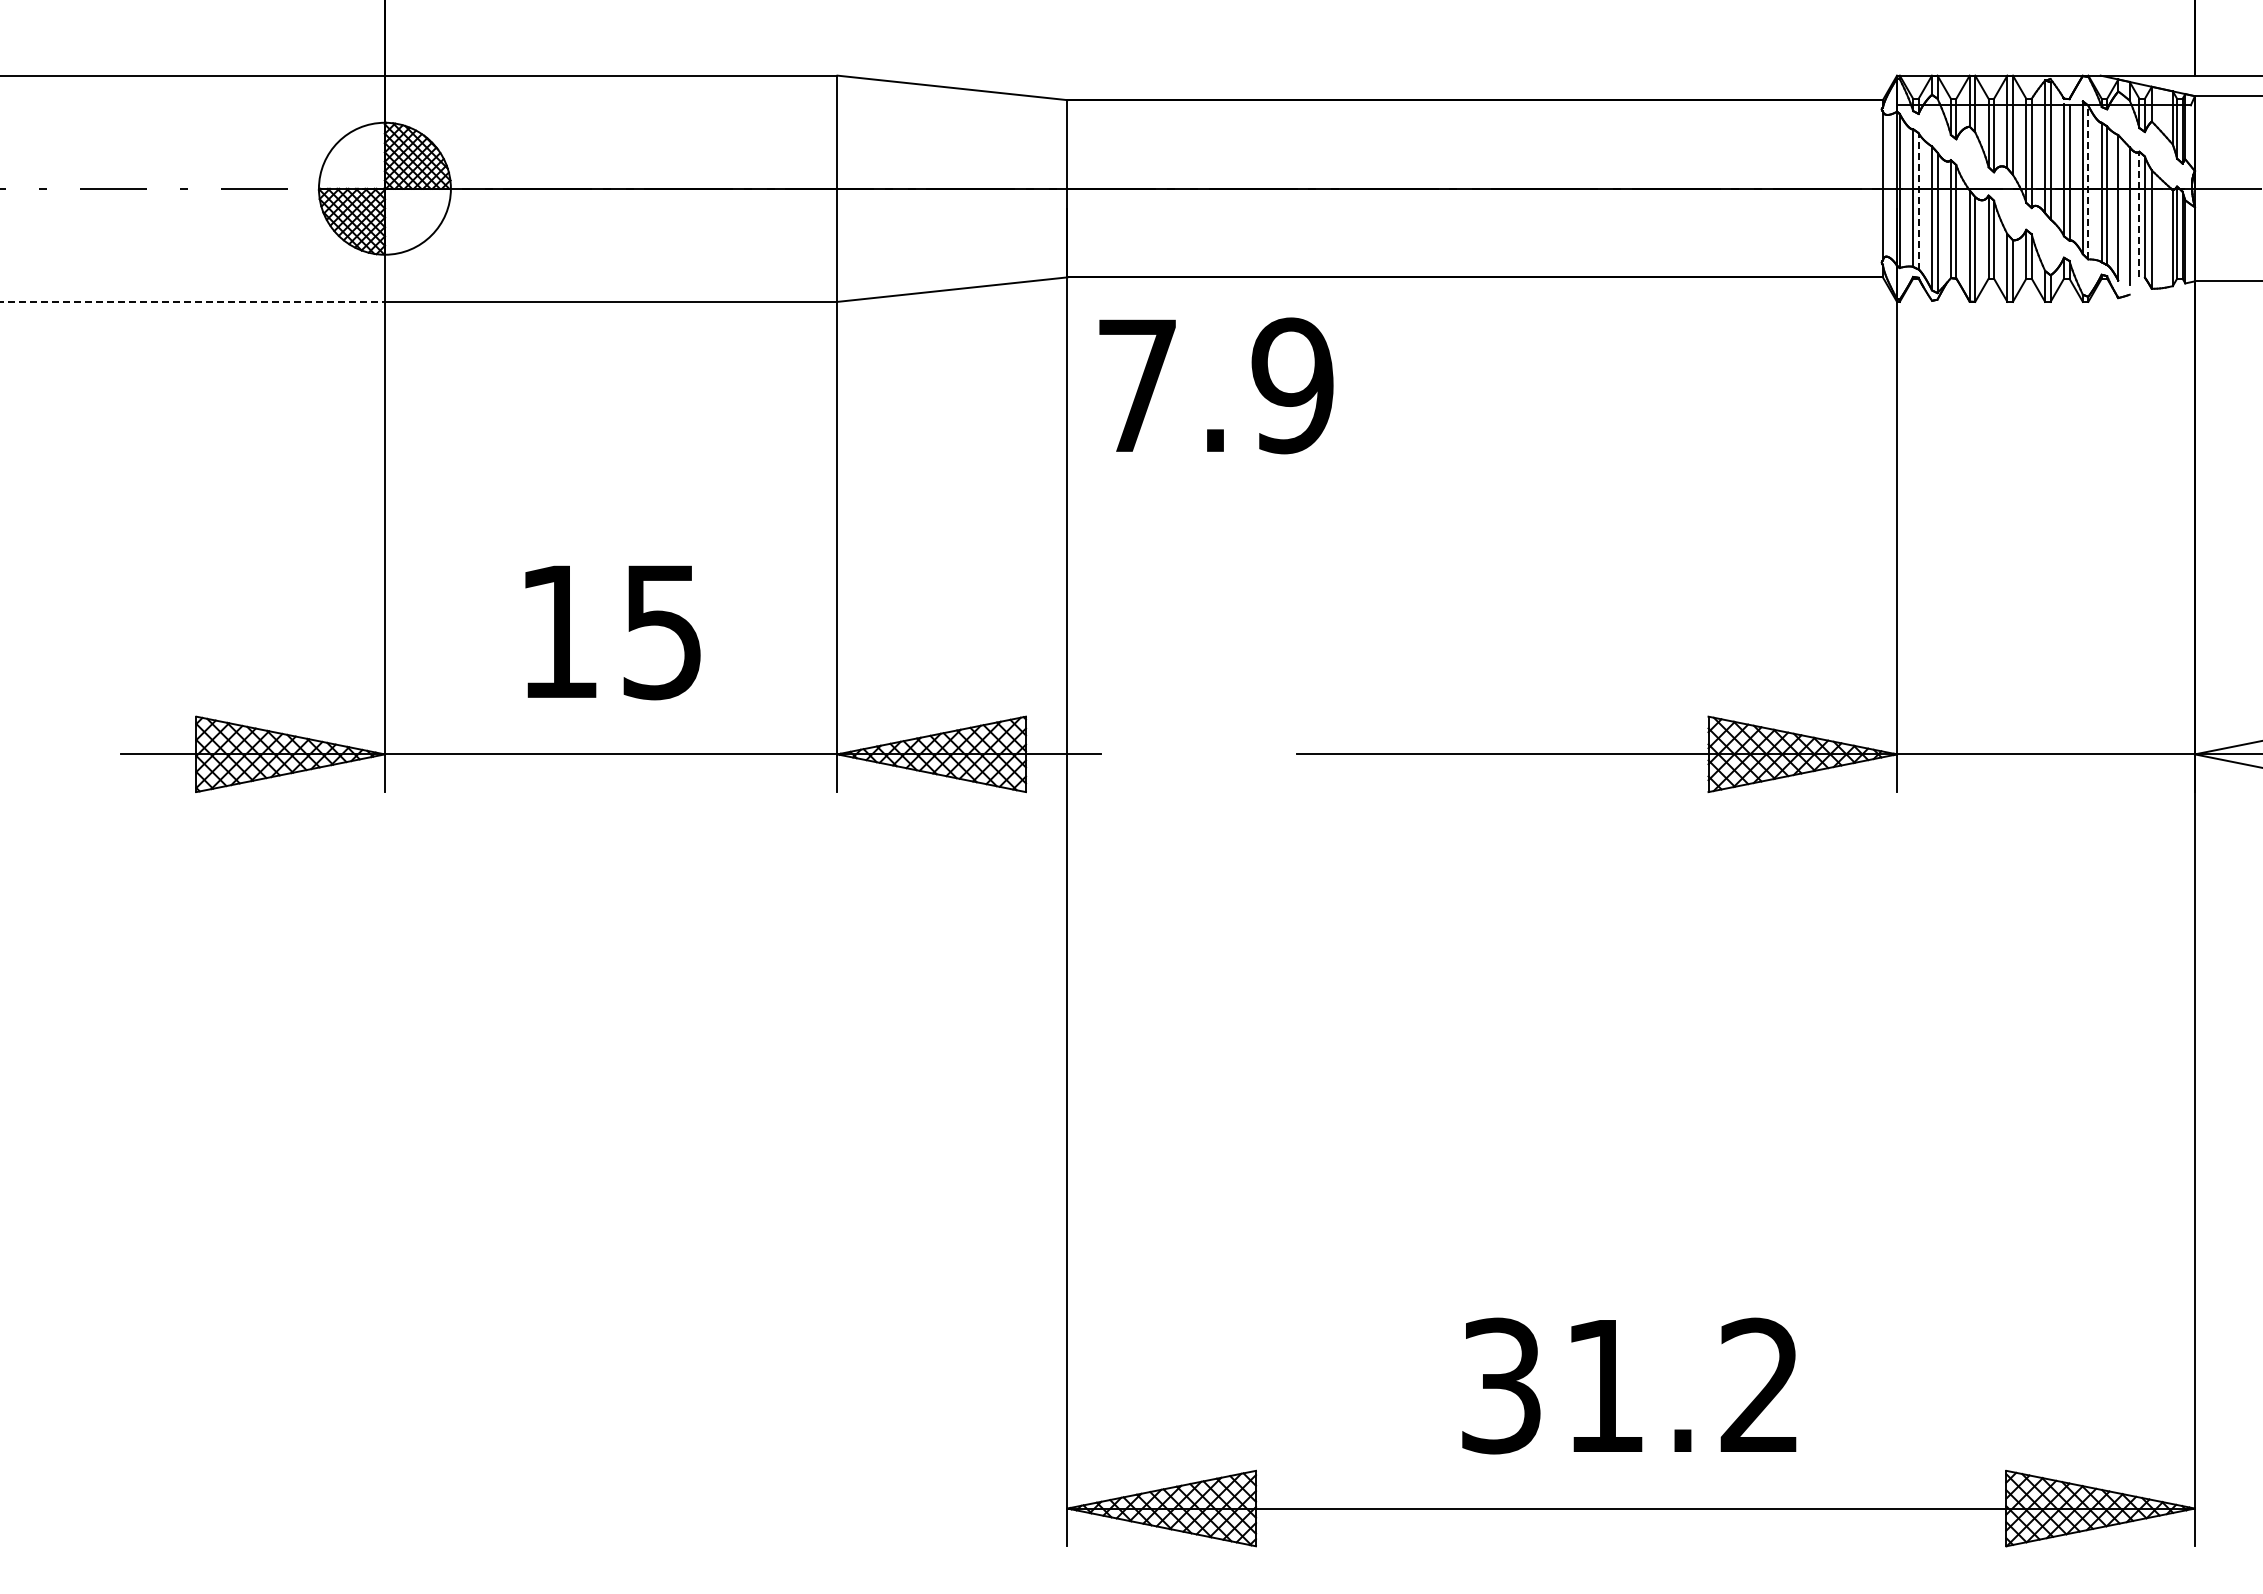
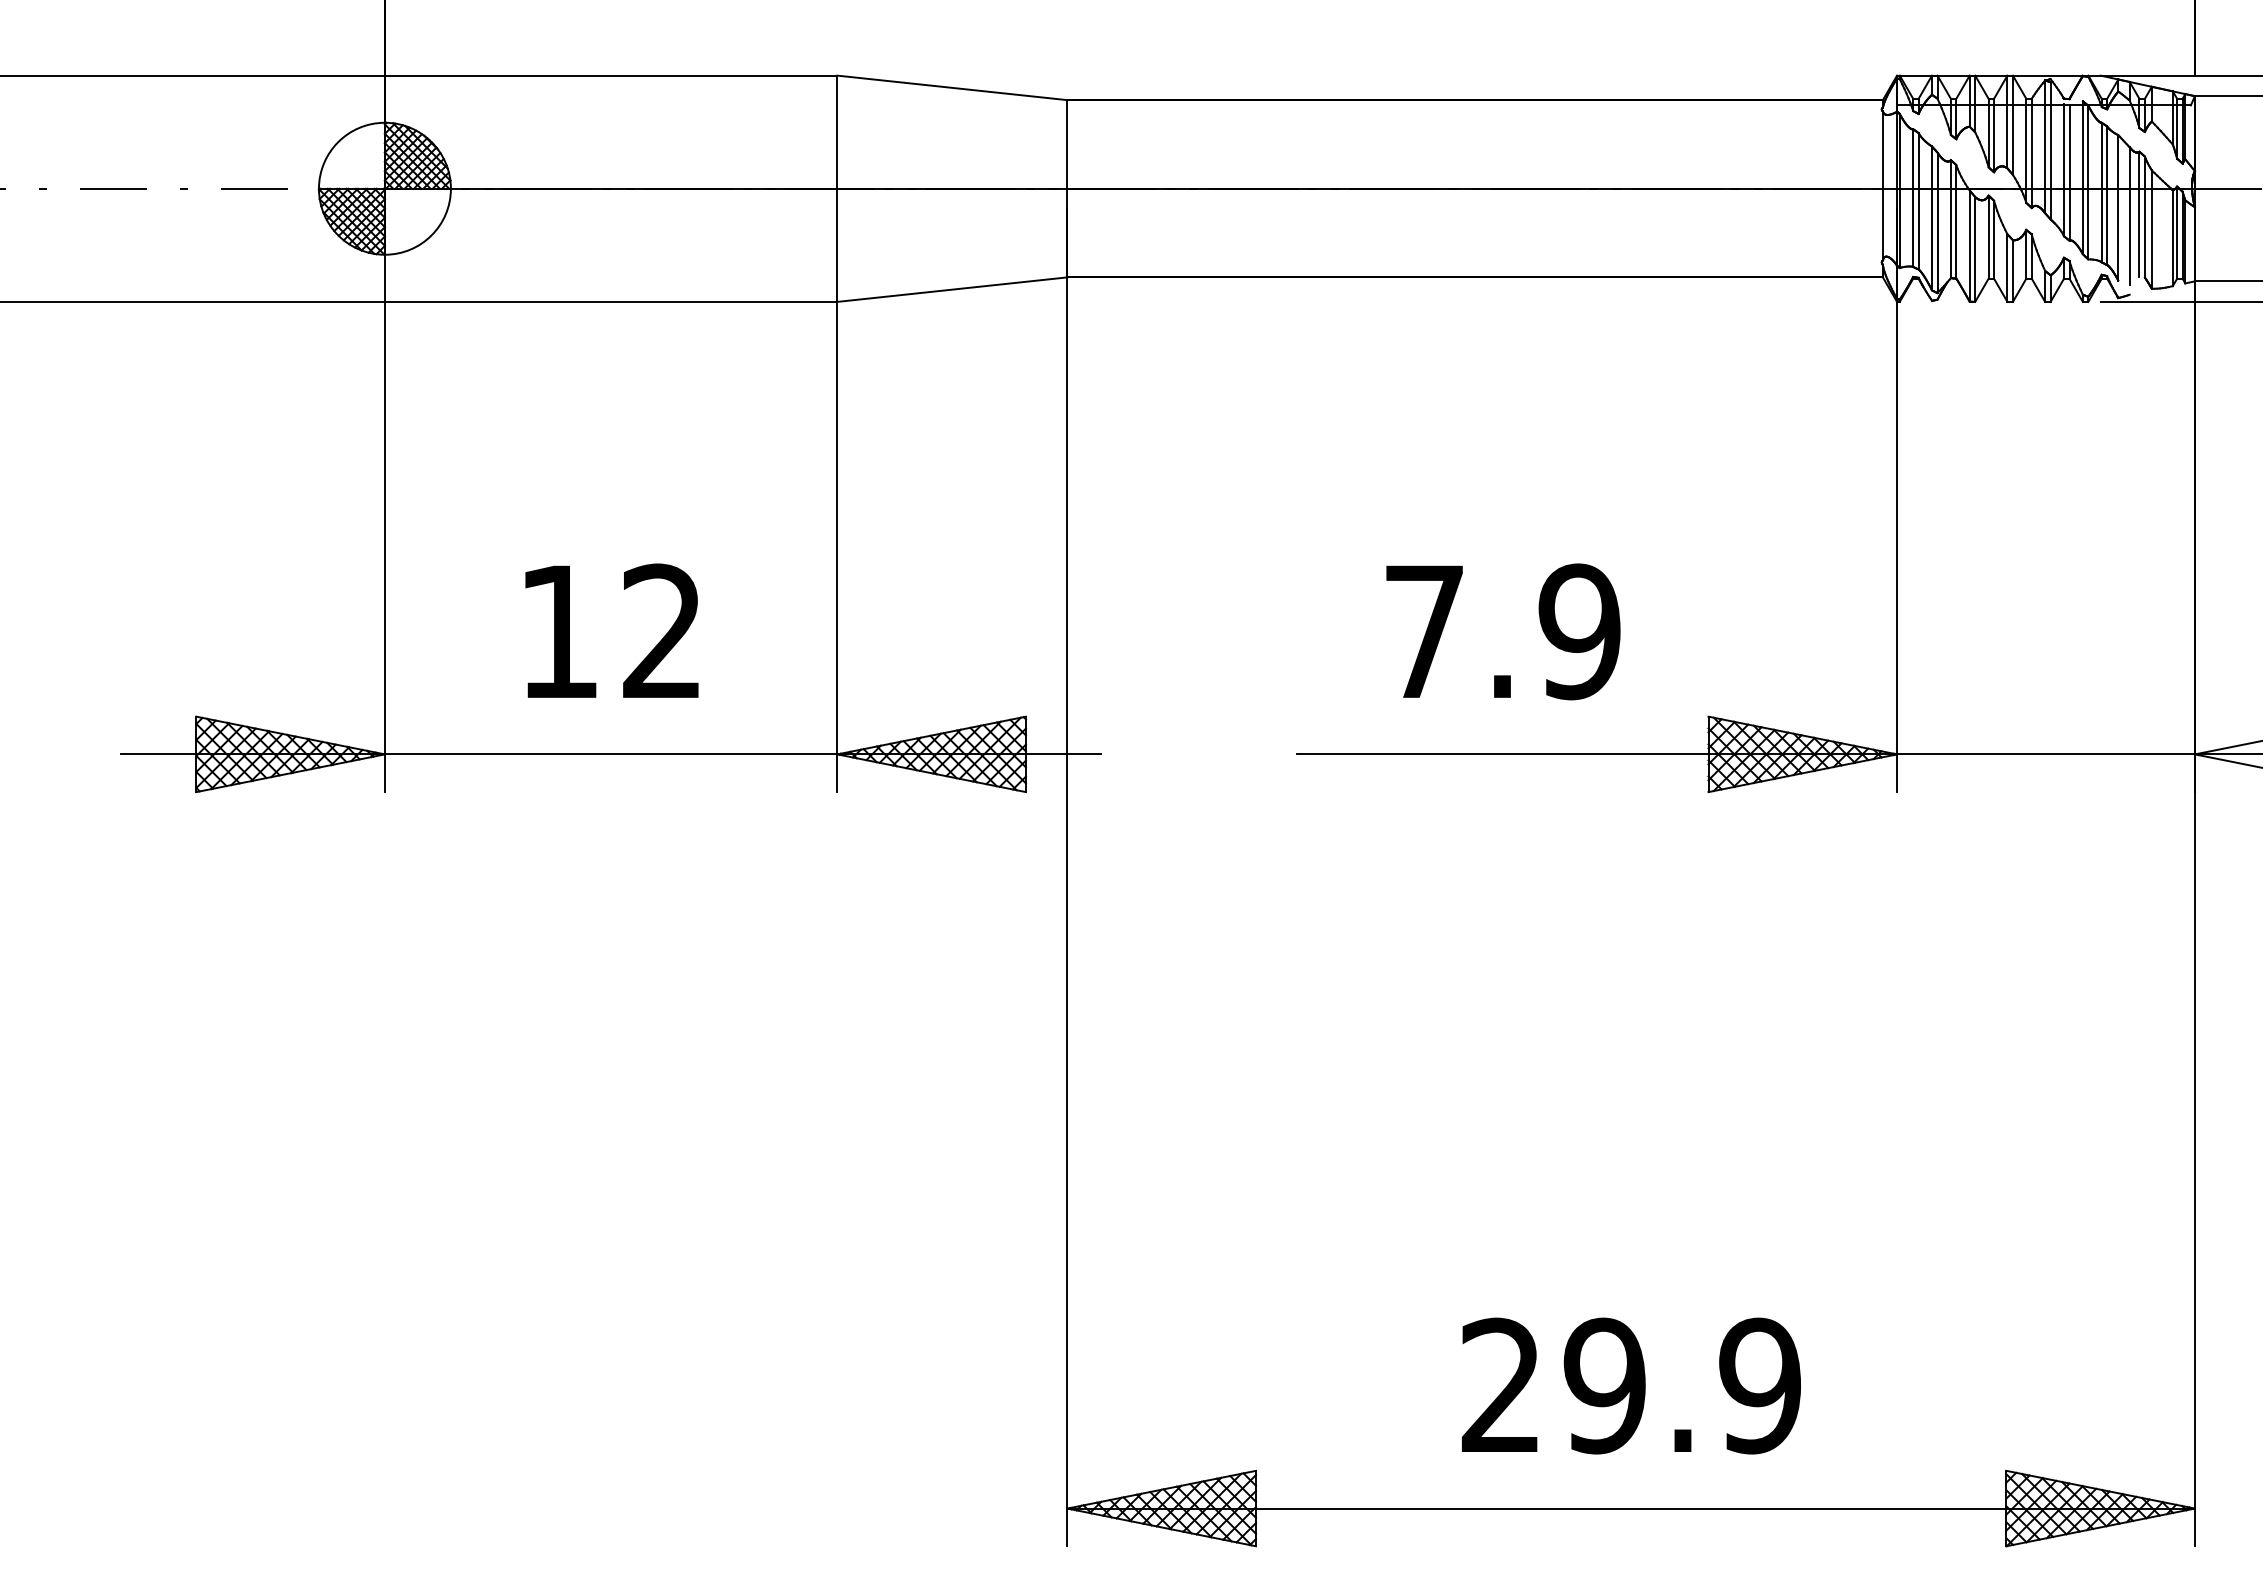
line: dashed -> solid (2088, 182)
line: dashed -> solid (1918, 200)
line: dashed -> solid (2139, 213)
line: dashed -> solid (193, 301)
line: none -> present (2179, 301)
text position: (1216, 385) -> (1503, 631) (1503, 631)
text: 15 -> 12 (661, 631)
text: 31.2 -> 29.9 (1630, 1385)
